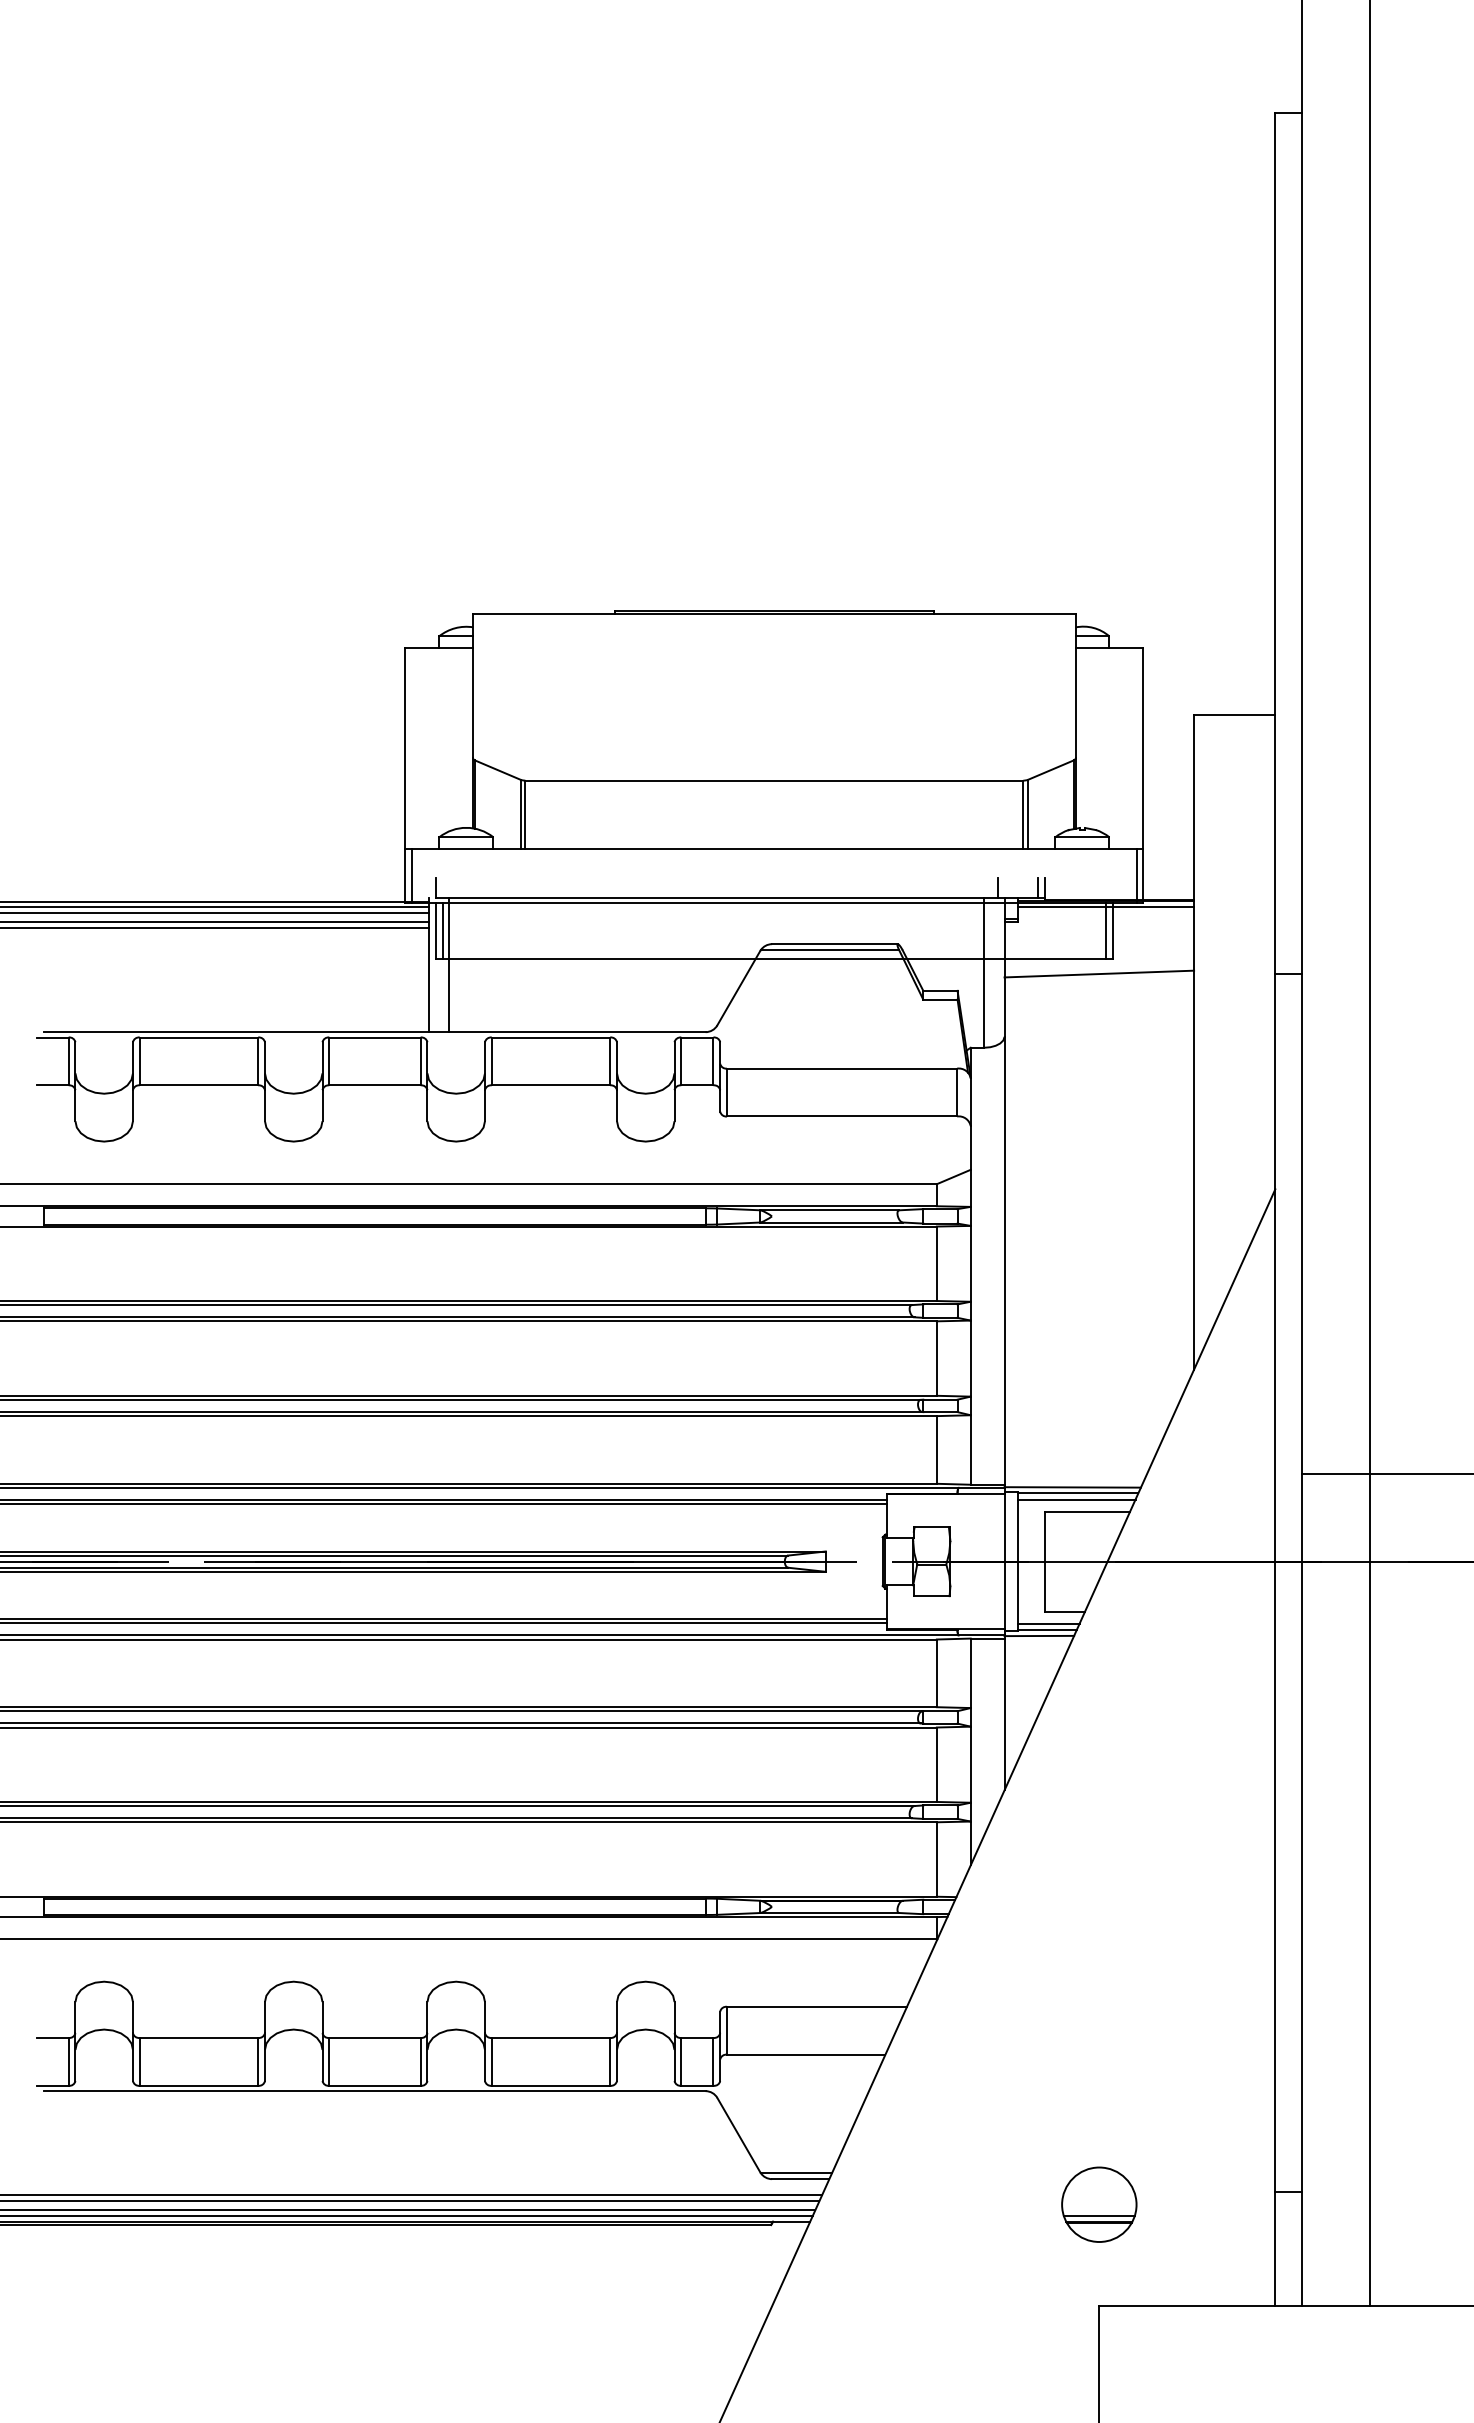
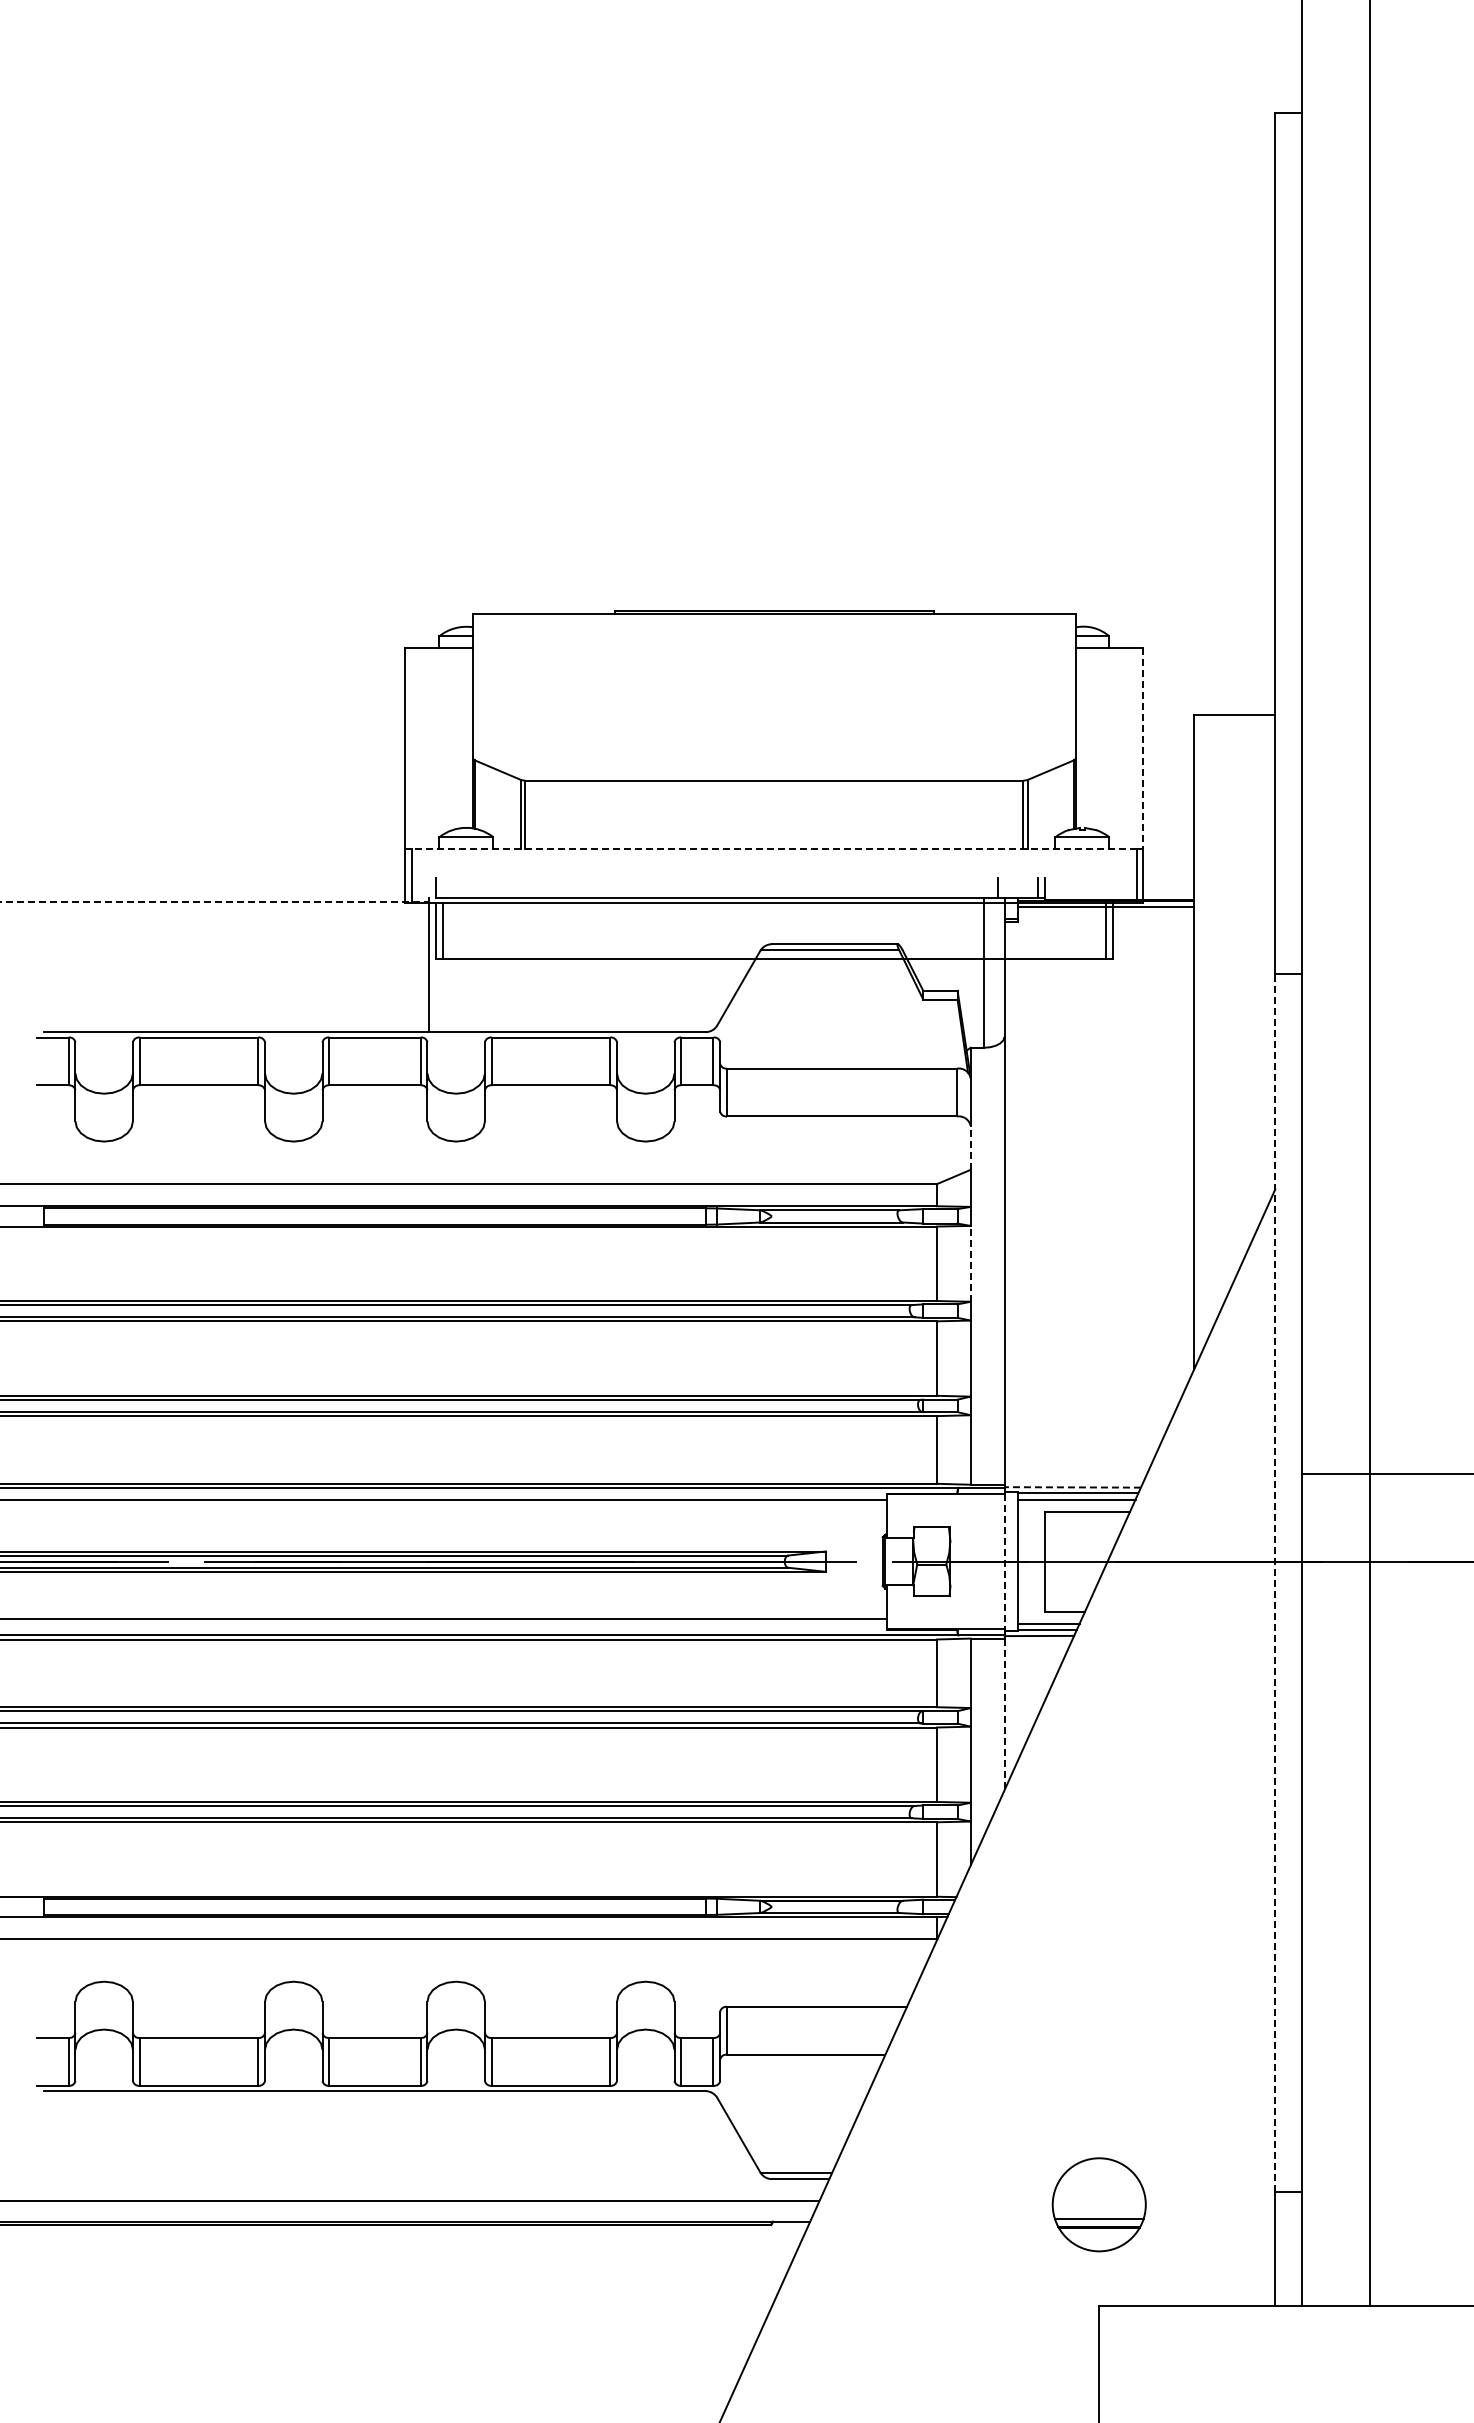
line: solid -> dashed (1143, 748)
line: solid -> dashed (773, 848)
line: solid -> dashed (215, 901)
line: present -> none (215, 907)
line: present -> none (215, 913)
line: present -> none (215, 922)
line: present -> none (215, 928)
line: present -> none (449, 965)
line: present -> none (1099, 973)
line: solid -> dashed (970, 1147)
line: solid -> dashed (970, 1263)
line: solid -> dashed (1072, 1487)
line: present -> none (444, 1504)
line: solid -> dashed (1004, 1561)
line: solid -> dashed (1275, 1582)
line: present -> none (444, 1623)
line: solid -> dashed (1004, 1714)
line: present -> none (412, 2195)
part size: 77x77 px -> 96x96 px (1098, 2204)
line: present -> none (408, 2210)
line: present -> none (407, 2215)
